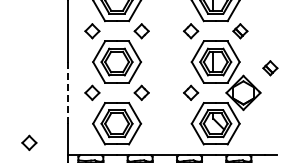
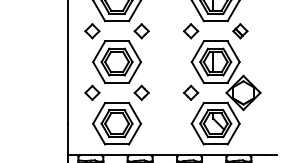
part: present -> none (270, 68)
line: dashed -> solid (67, 92)
part: present -> none (29, 142)
